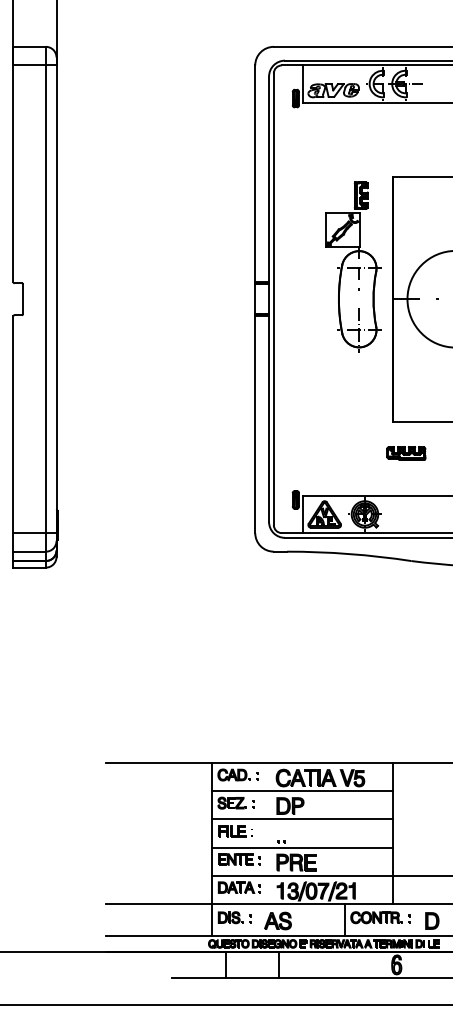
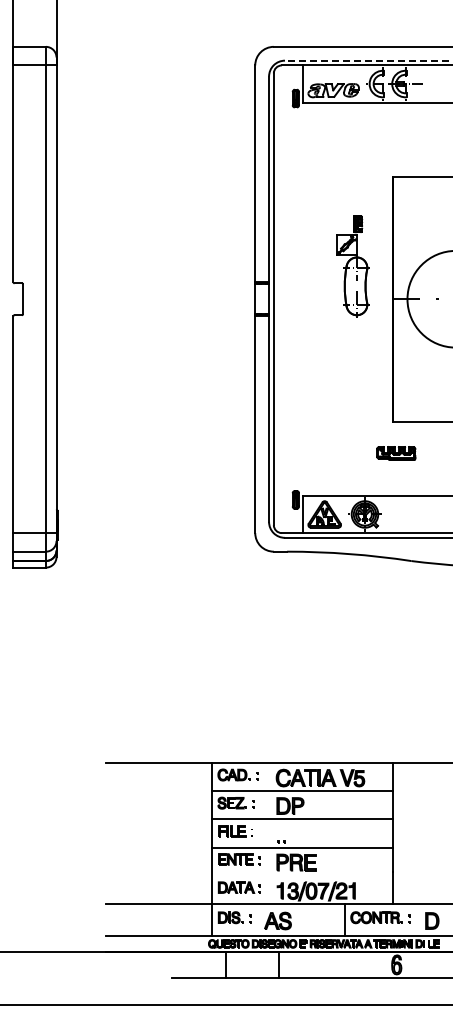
line: solid -> dashed (368, 60)
part size: 57x172 px -> 34x103 px (352, 266)
part position: (406, 453) -> (396, 453) (396, 453)
line: present -> none (330, 875)
